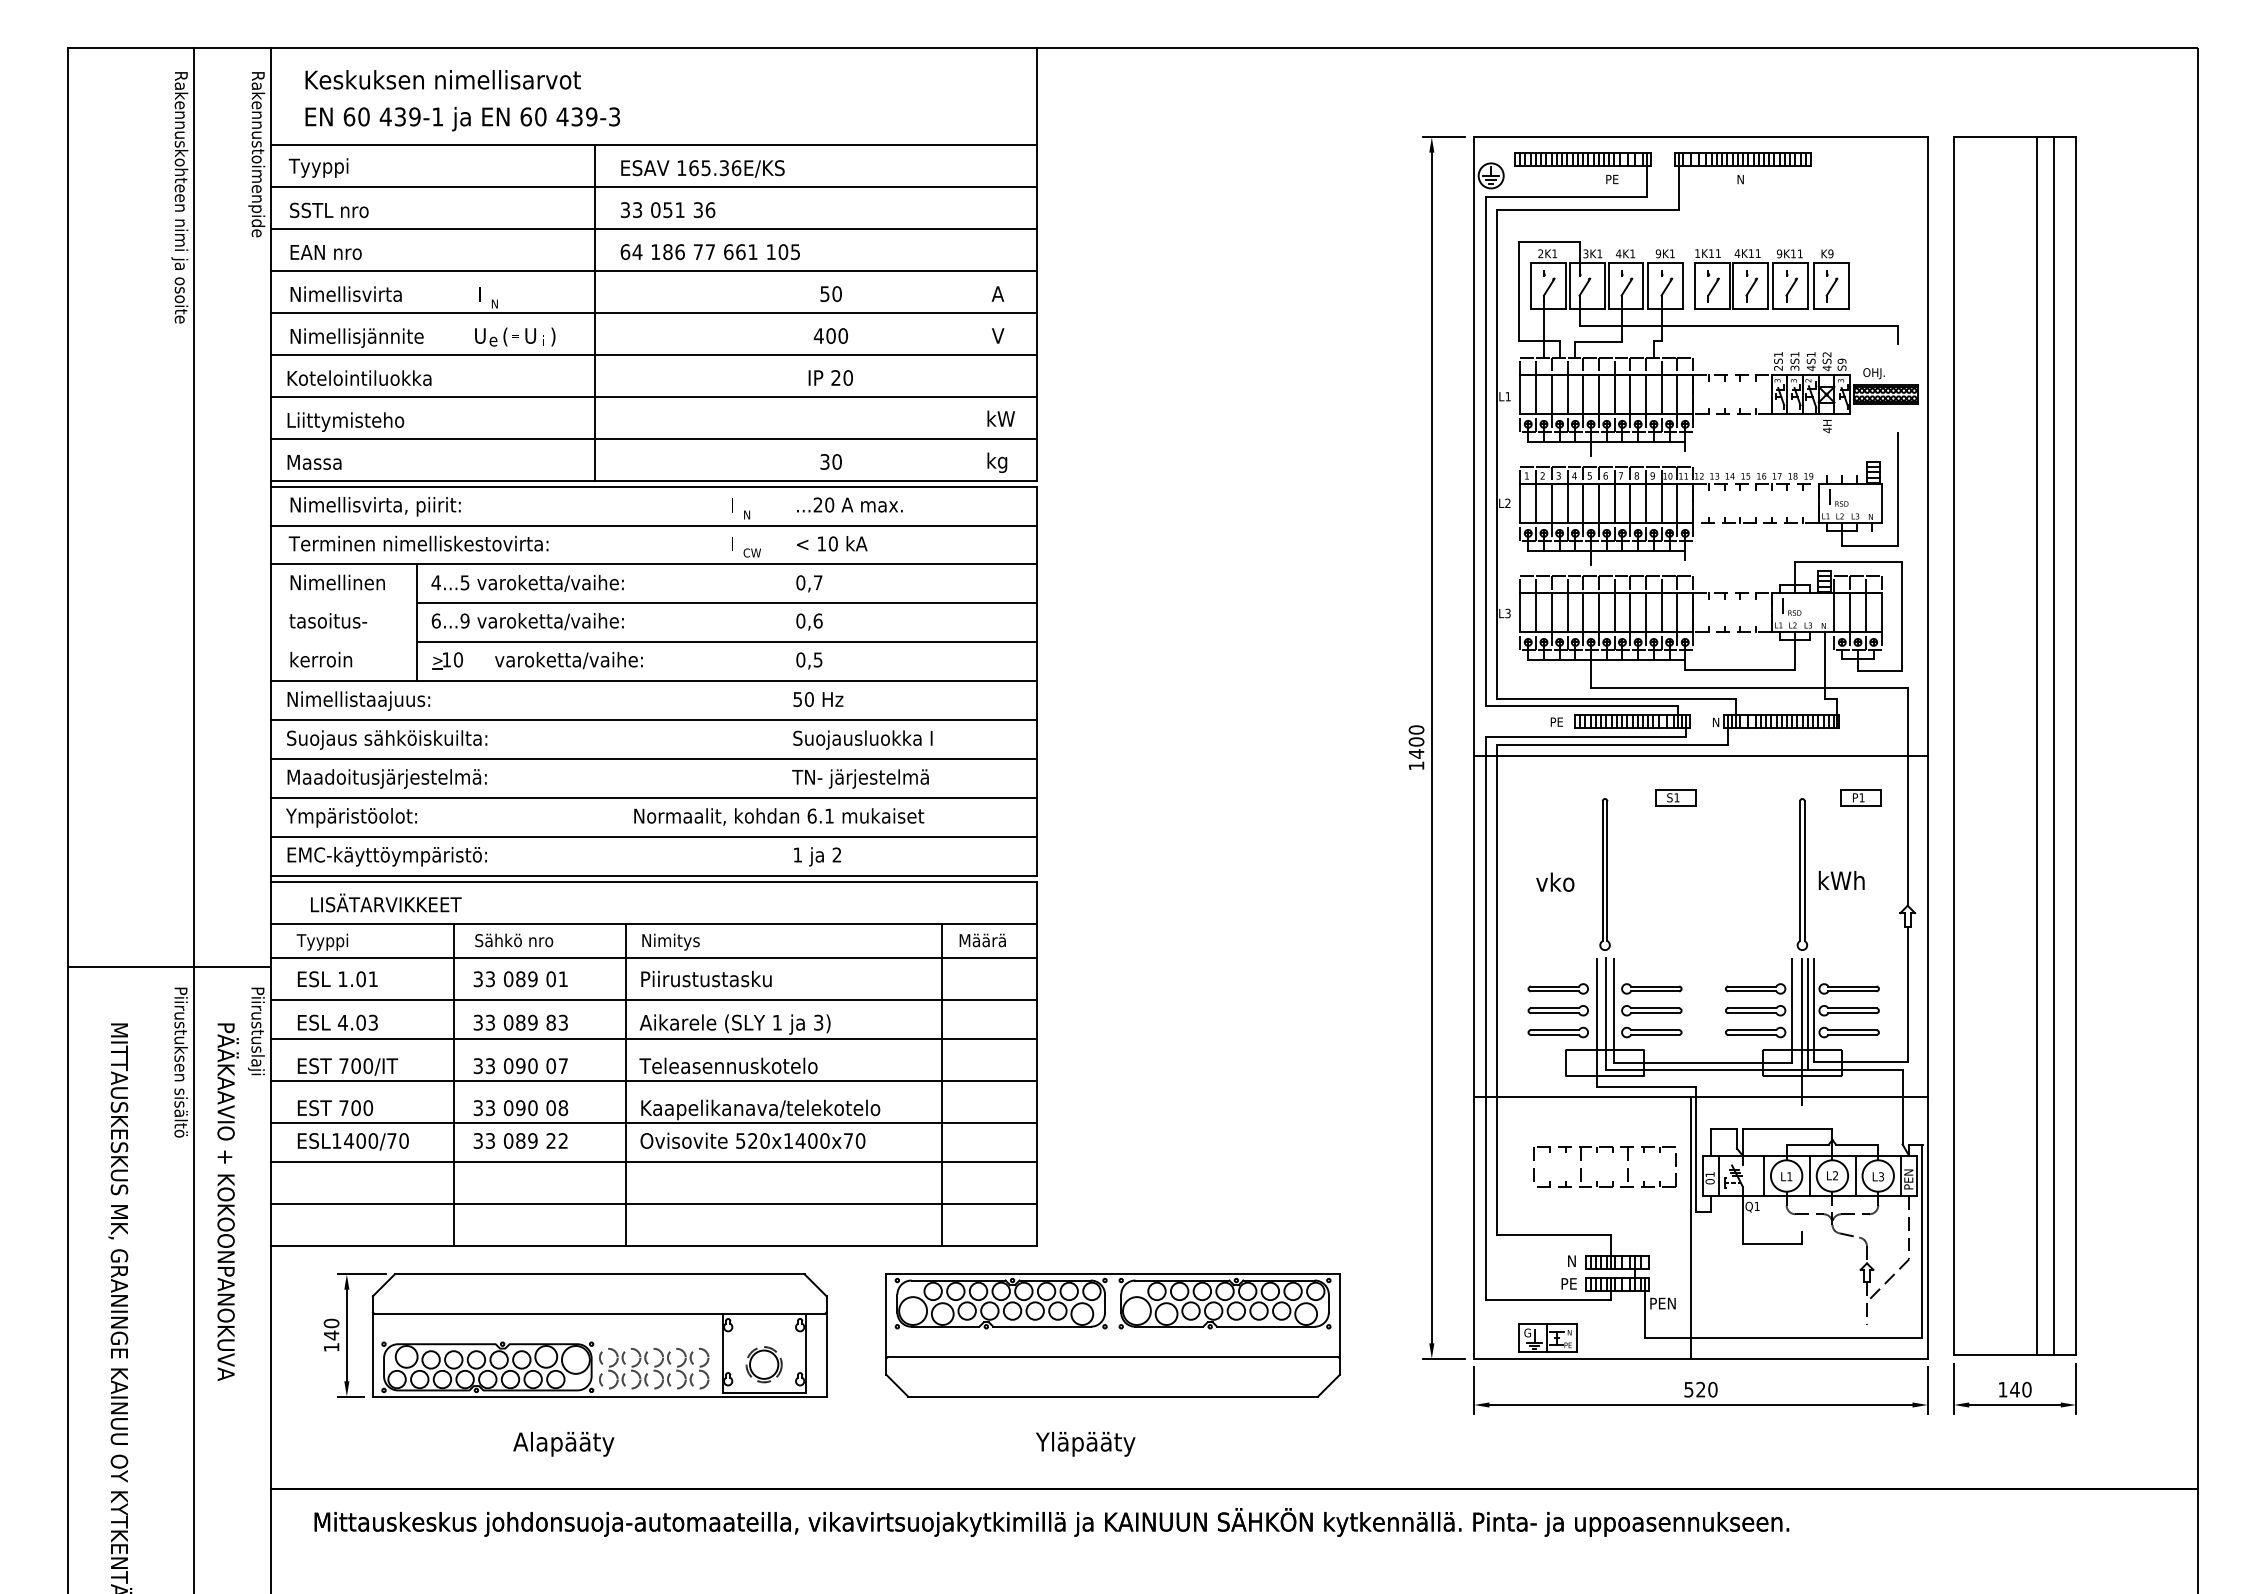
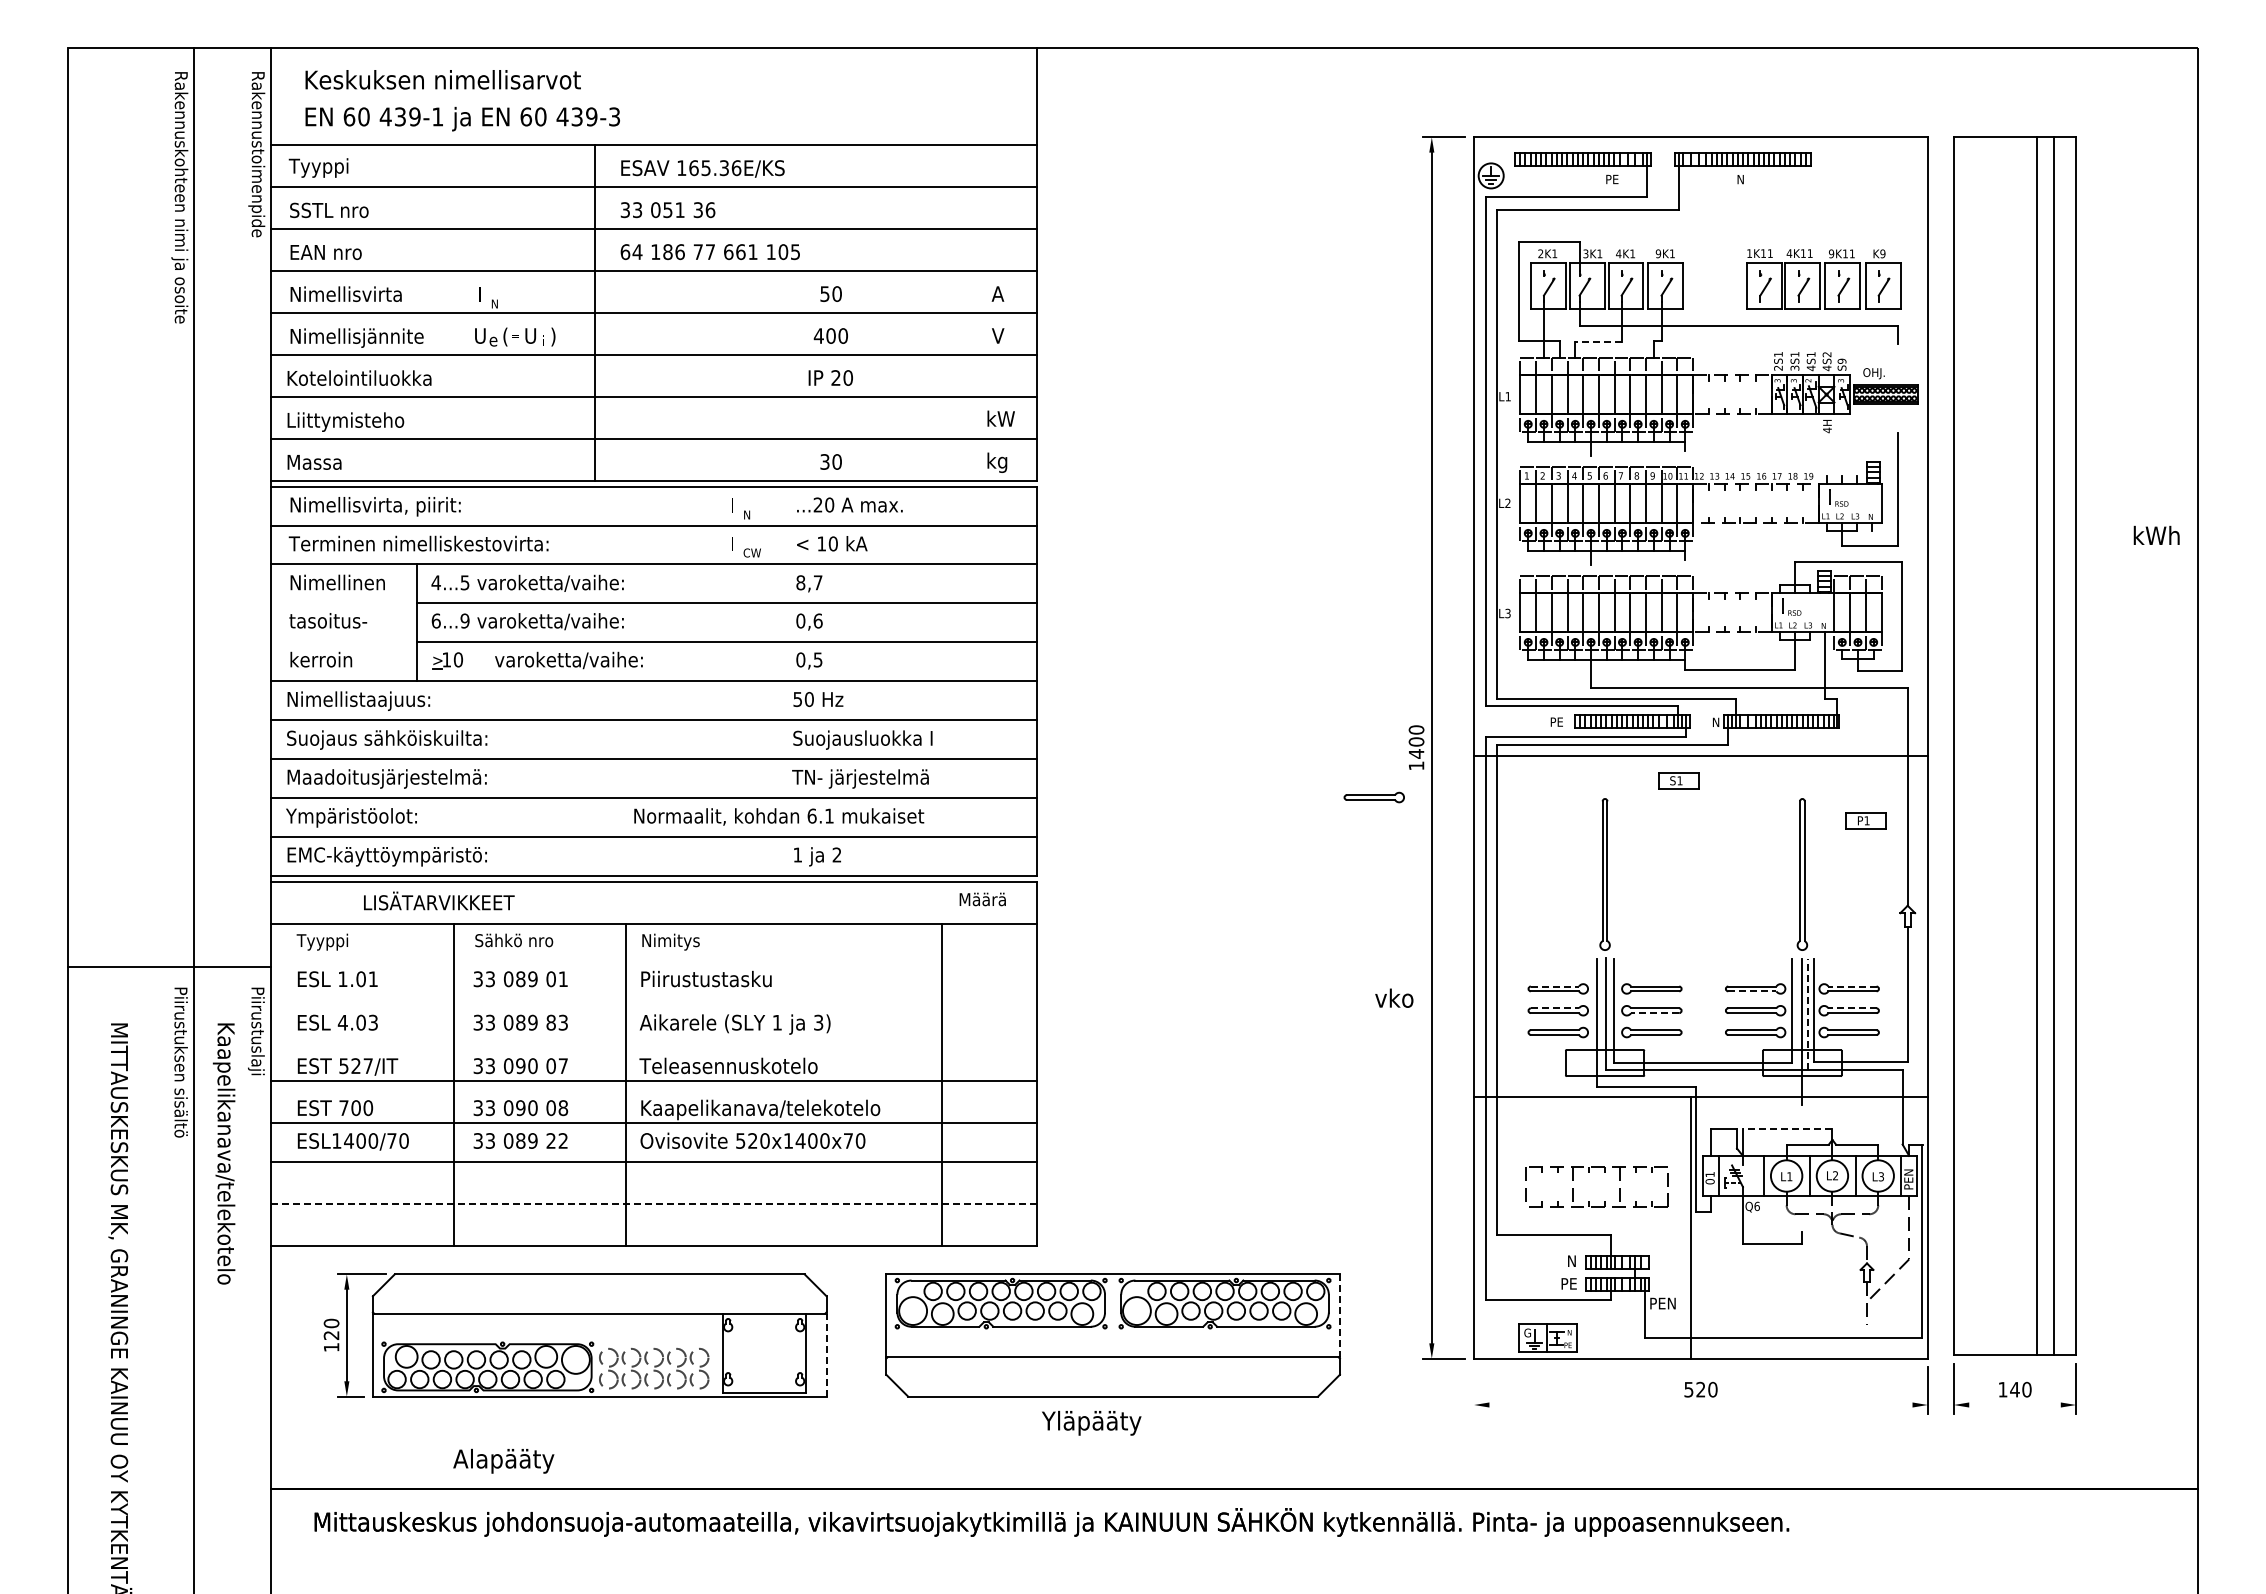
part position: (1771, 279) -> (1823, 279) (1823, 279)
line: solid -> dashed (1598, 341)
text: 0,7 -> 8,7 (800, 582)
part: none -> present (1373, 797)
part position: (1675, 797) -> (1678, 780) (1678, 780)
part position: (1860, 797) -> (1865, 820) (1865, 820)
text position: (1841, 879) -> (2156, 534) (2156, 534)
text position: (1555, 881) -> (1394, 997) (1394, 997)
text position: (386, 902) -> (439, 900) (439, 900)
text position: (982, 940) -> (982, 899) (982, 899)
line: present -> none (654, 958)
line: solid -> dashed (1555, 986)
line: solid -> dashed (1851, 986)
line: solid -> dashed (1752, 991)
line: present -> none (654, 1000)
line: solid -> dashed (1555, 1008)
line: solid -> dashed (1851, 1008)
line: solid -> dashed (1654, 1013)
line: solid -> dashed (1807, 1014)
line: present -> none (654, 1039)
text: 700/IT -> 527/IT (356, 1066)
line: solid -> dashed (1787, 1128)
part position: (1597, 1152) -> (1589, 1172) (1589, 1172)
text: PÄÄKAAVIO + KOKOONPANOKUVA -> Kaapelikanava/telekotelo (225, 1202)
line: solid -> dashed (654, 1204)
text: Q1 -> Q6 (1756, 1206)
line: solid -> dashed (1339, 1316)
text: 140 -> 120 (331, 1335)
line: solid -> dashed (826, 1354)
part: present -> none (763, 1364)
line: present -> none (1474, 1390)
line: present -> none (1700, 1405)
line: present -> none (2014, 1405)
text position: (563, 1443) -> (503, 1460) (503, 1460)
text position: (1085, 1443) -> (1091, 1422) (1091, 1422)
